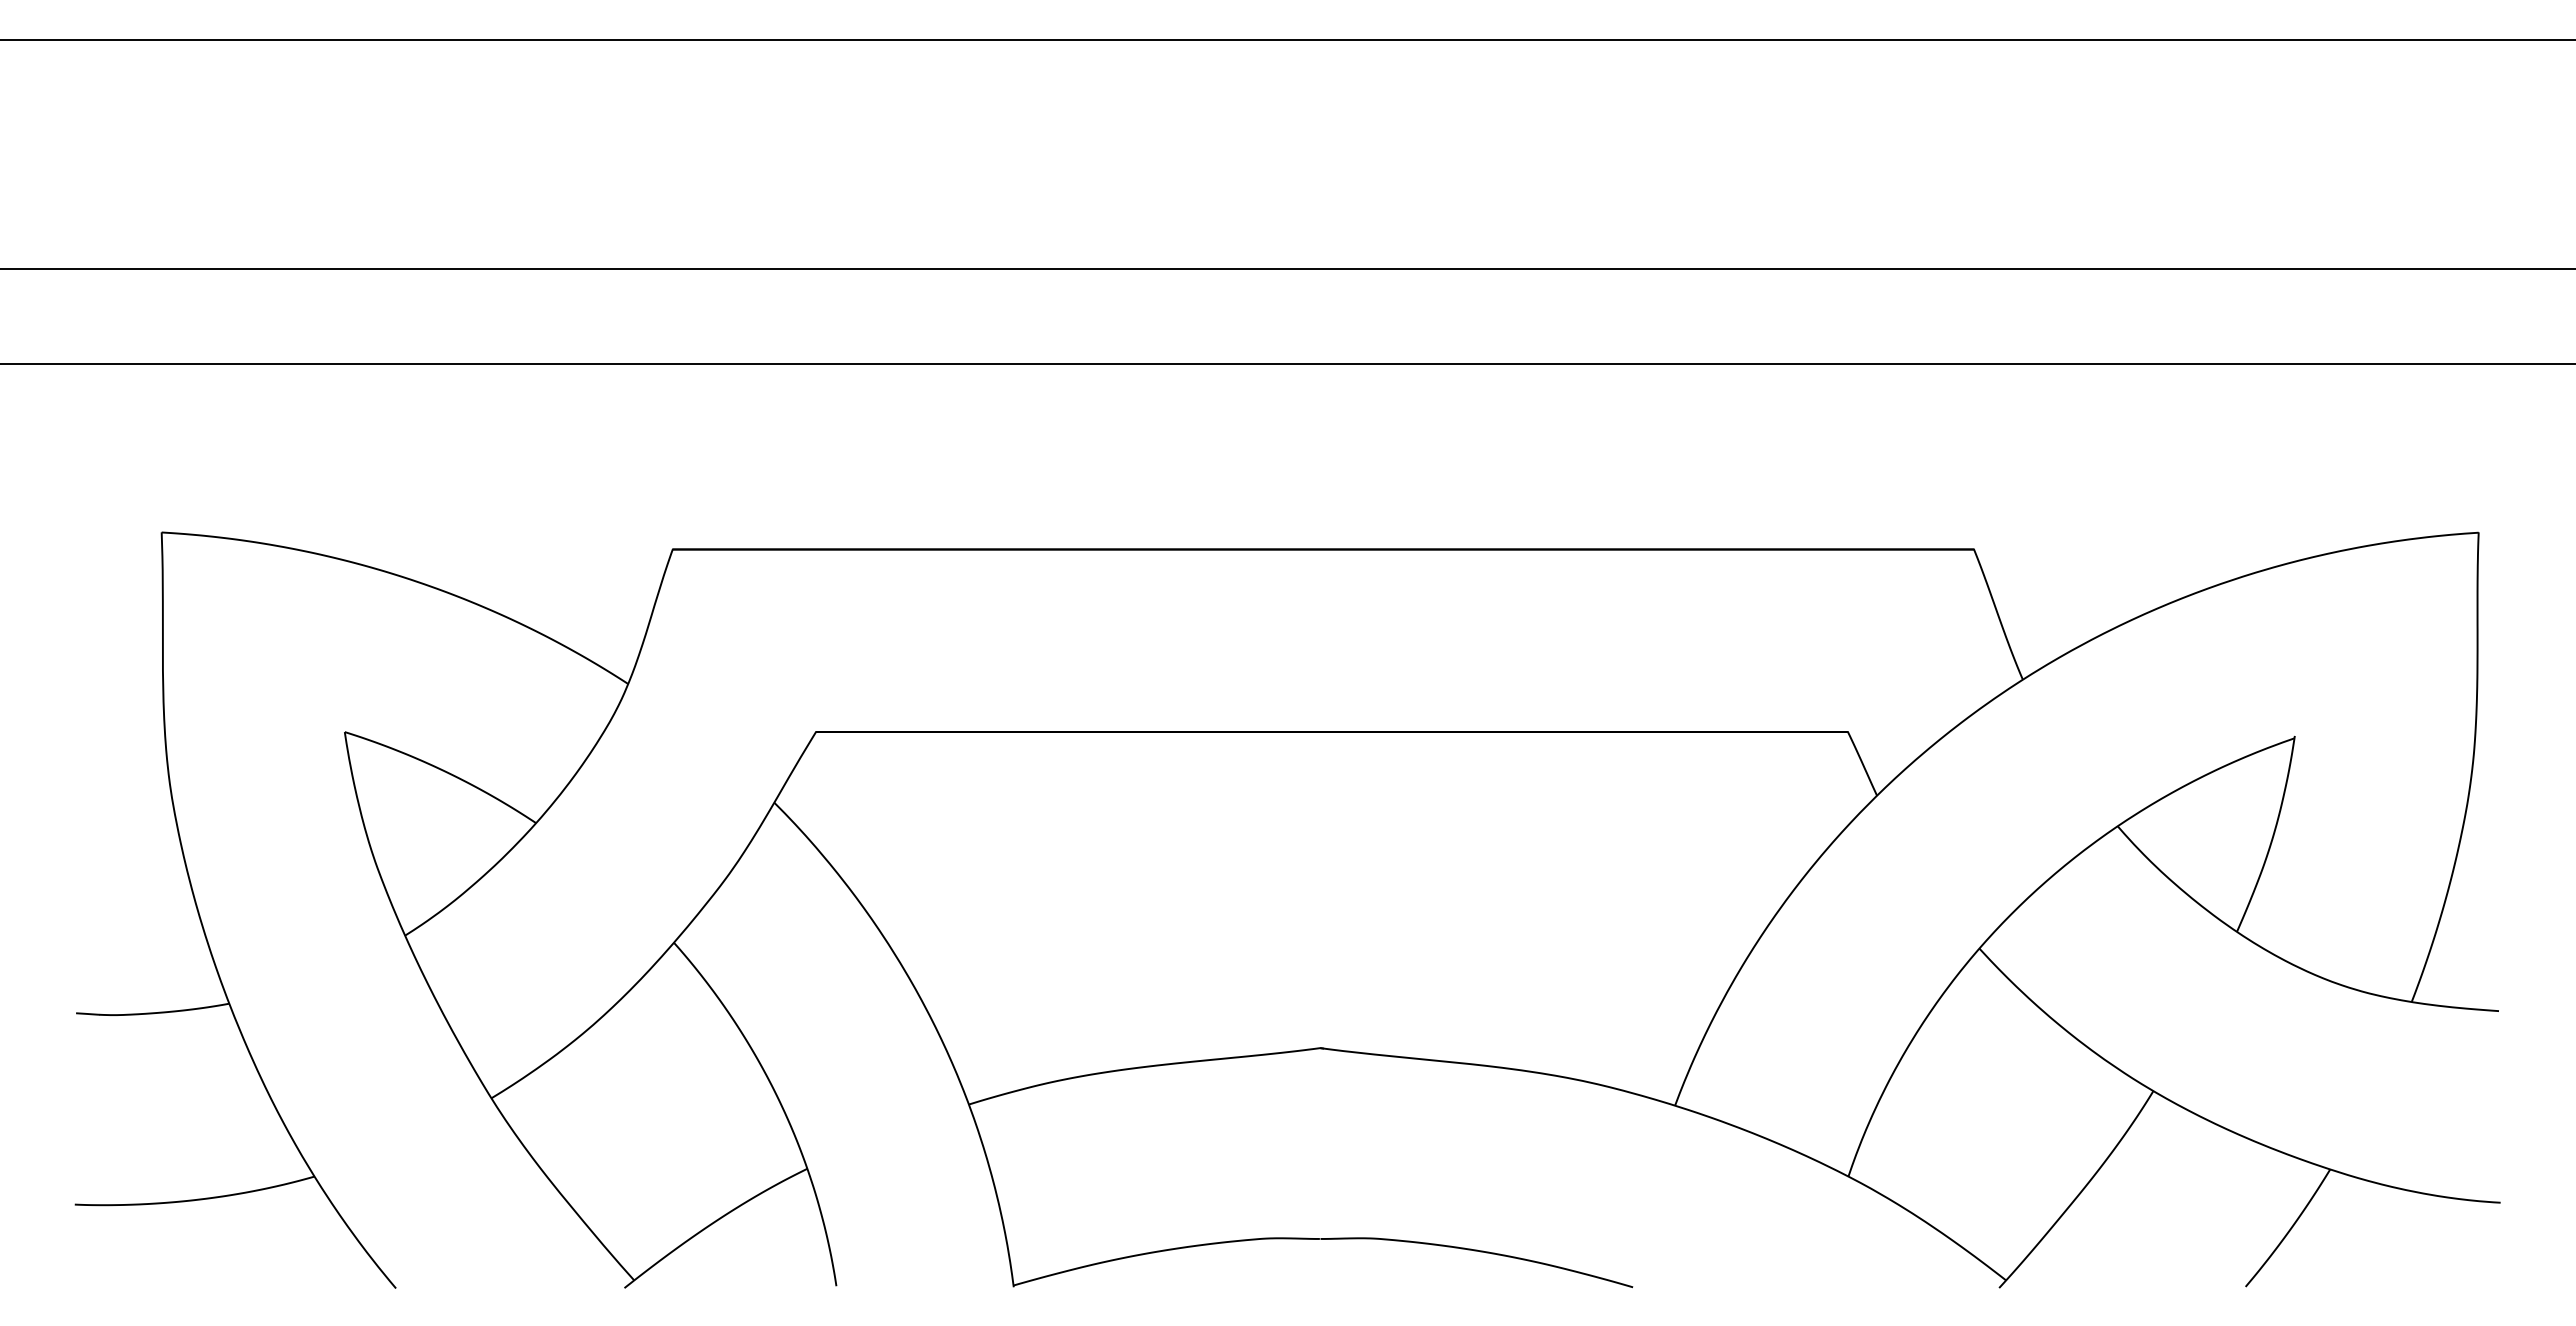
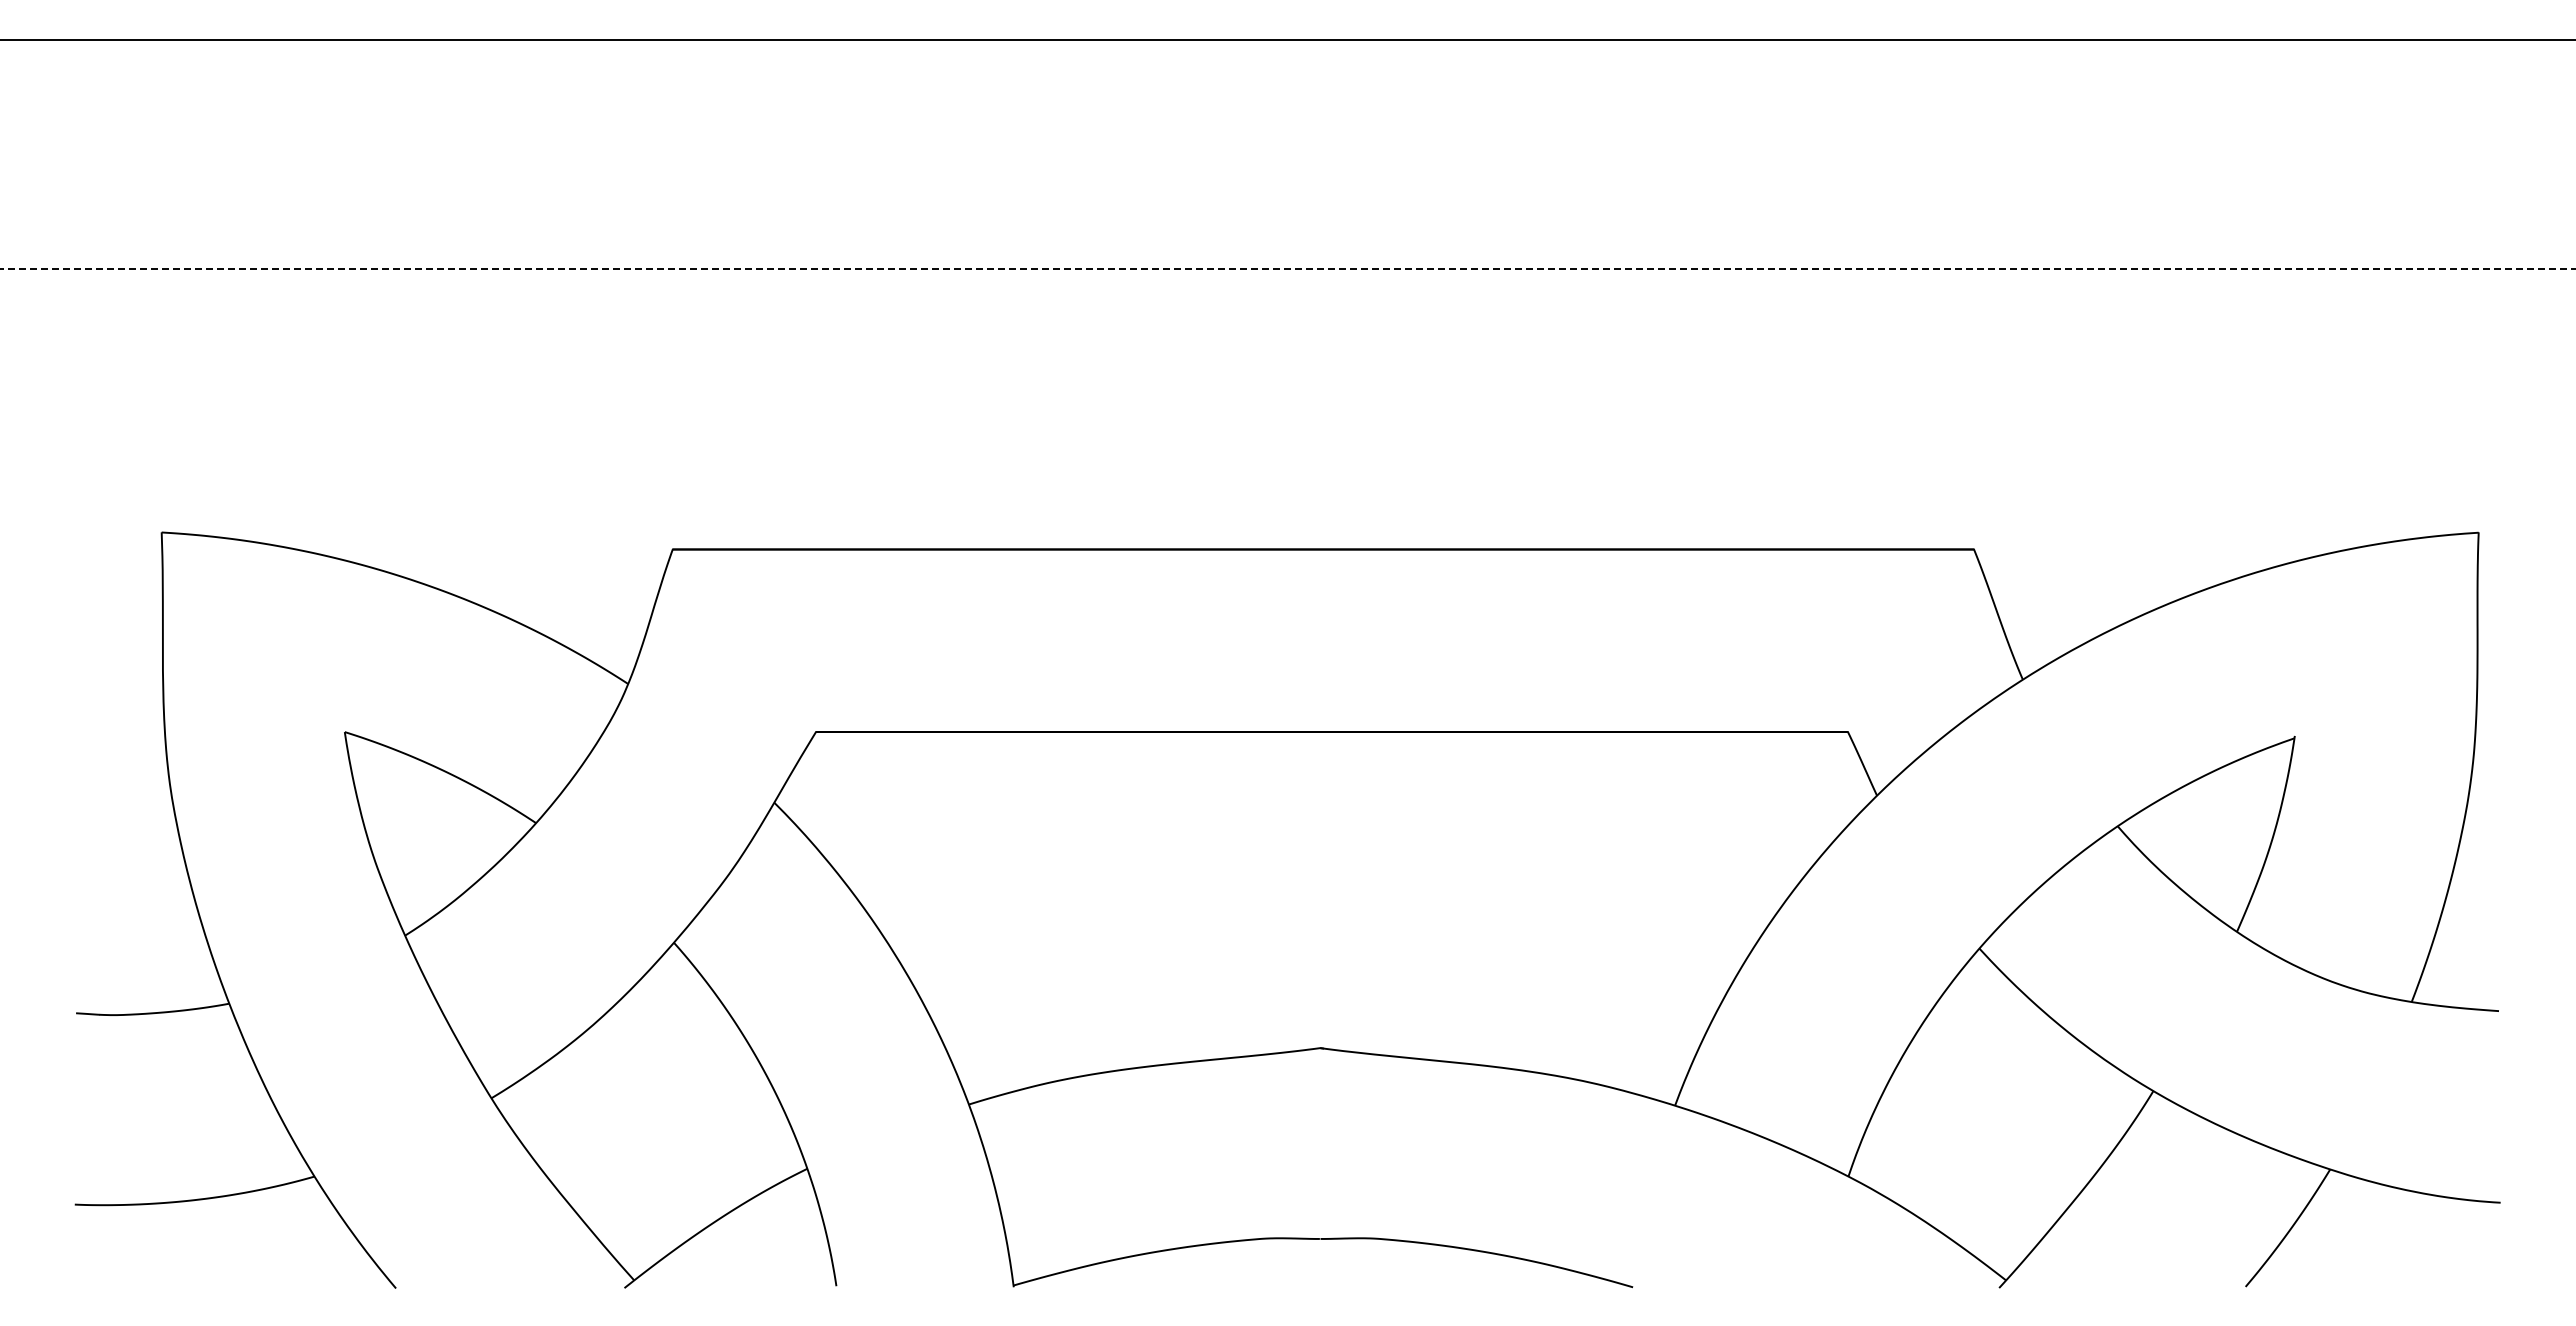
line: solid -> dashed (1287, 268)
line: present -> none (1287, 363)
